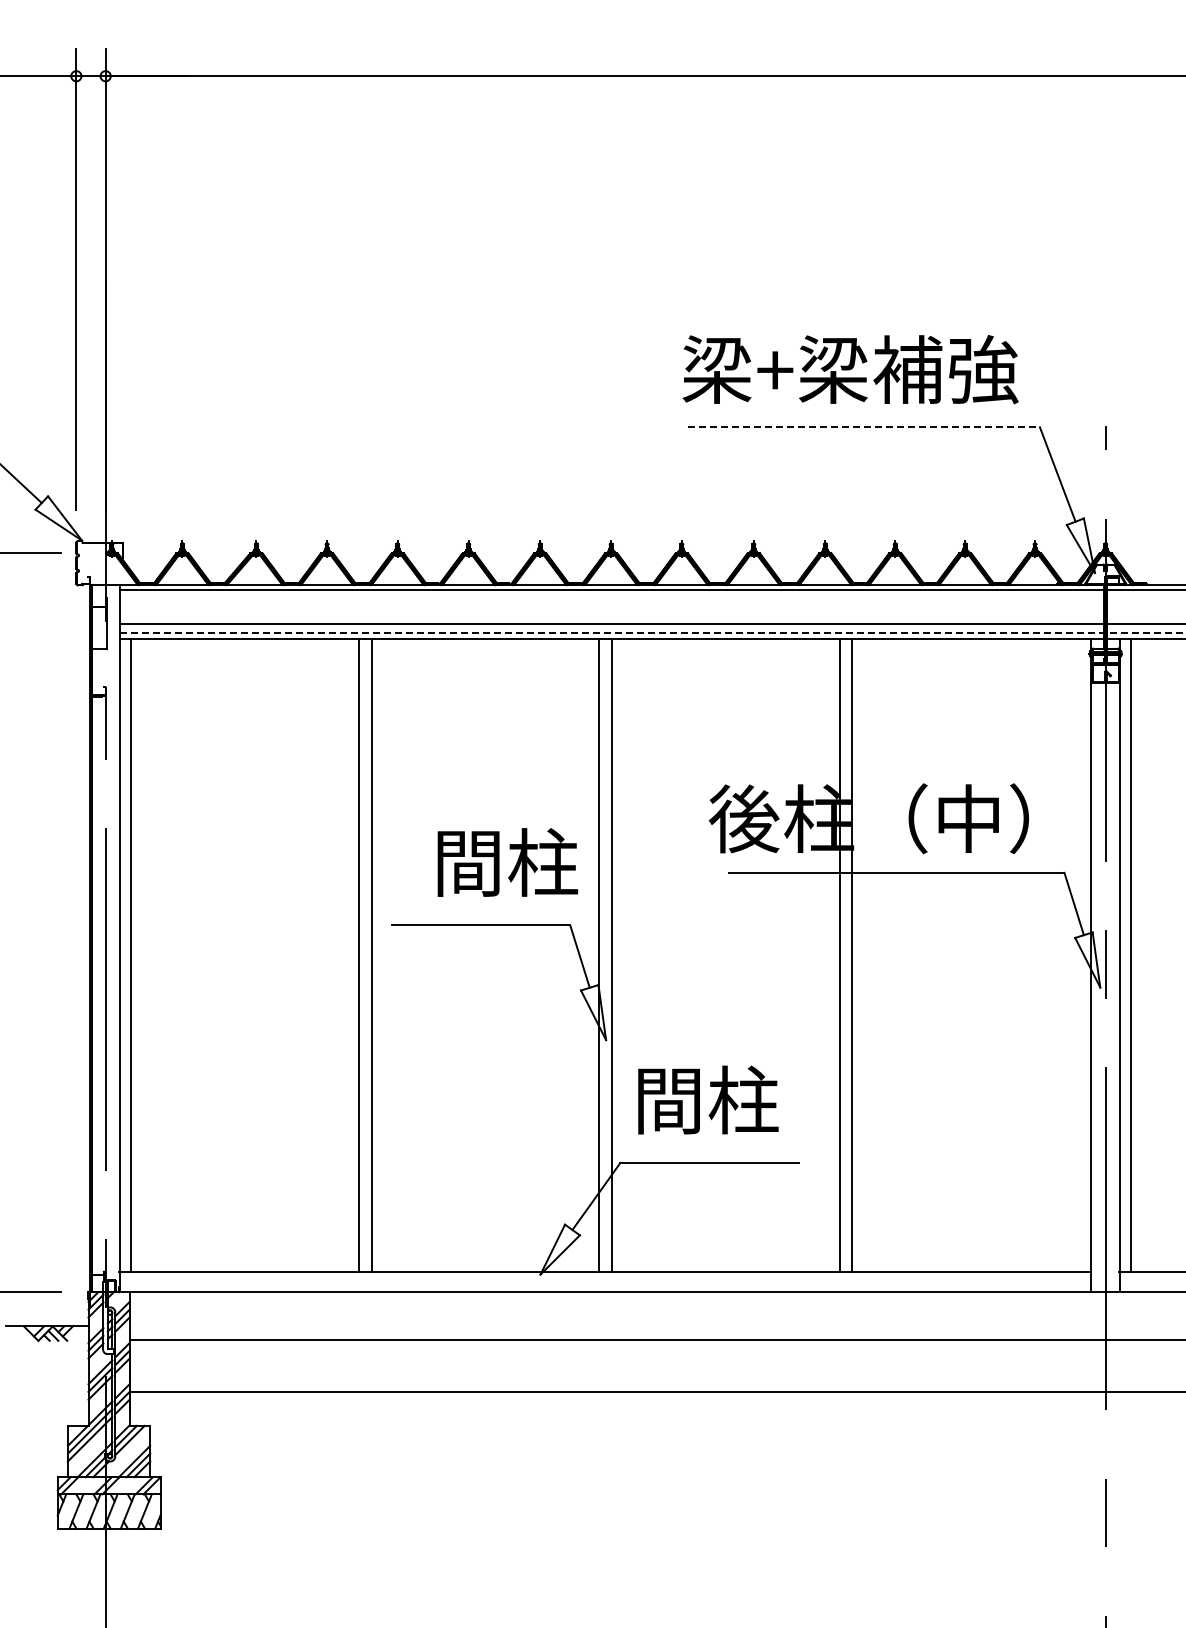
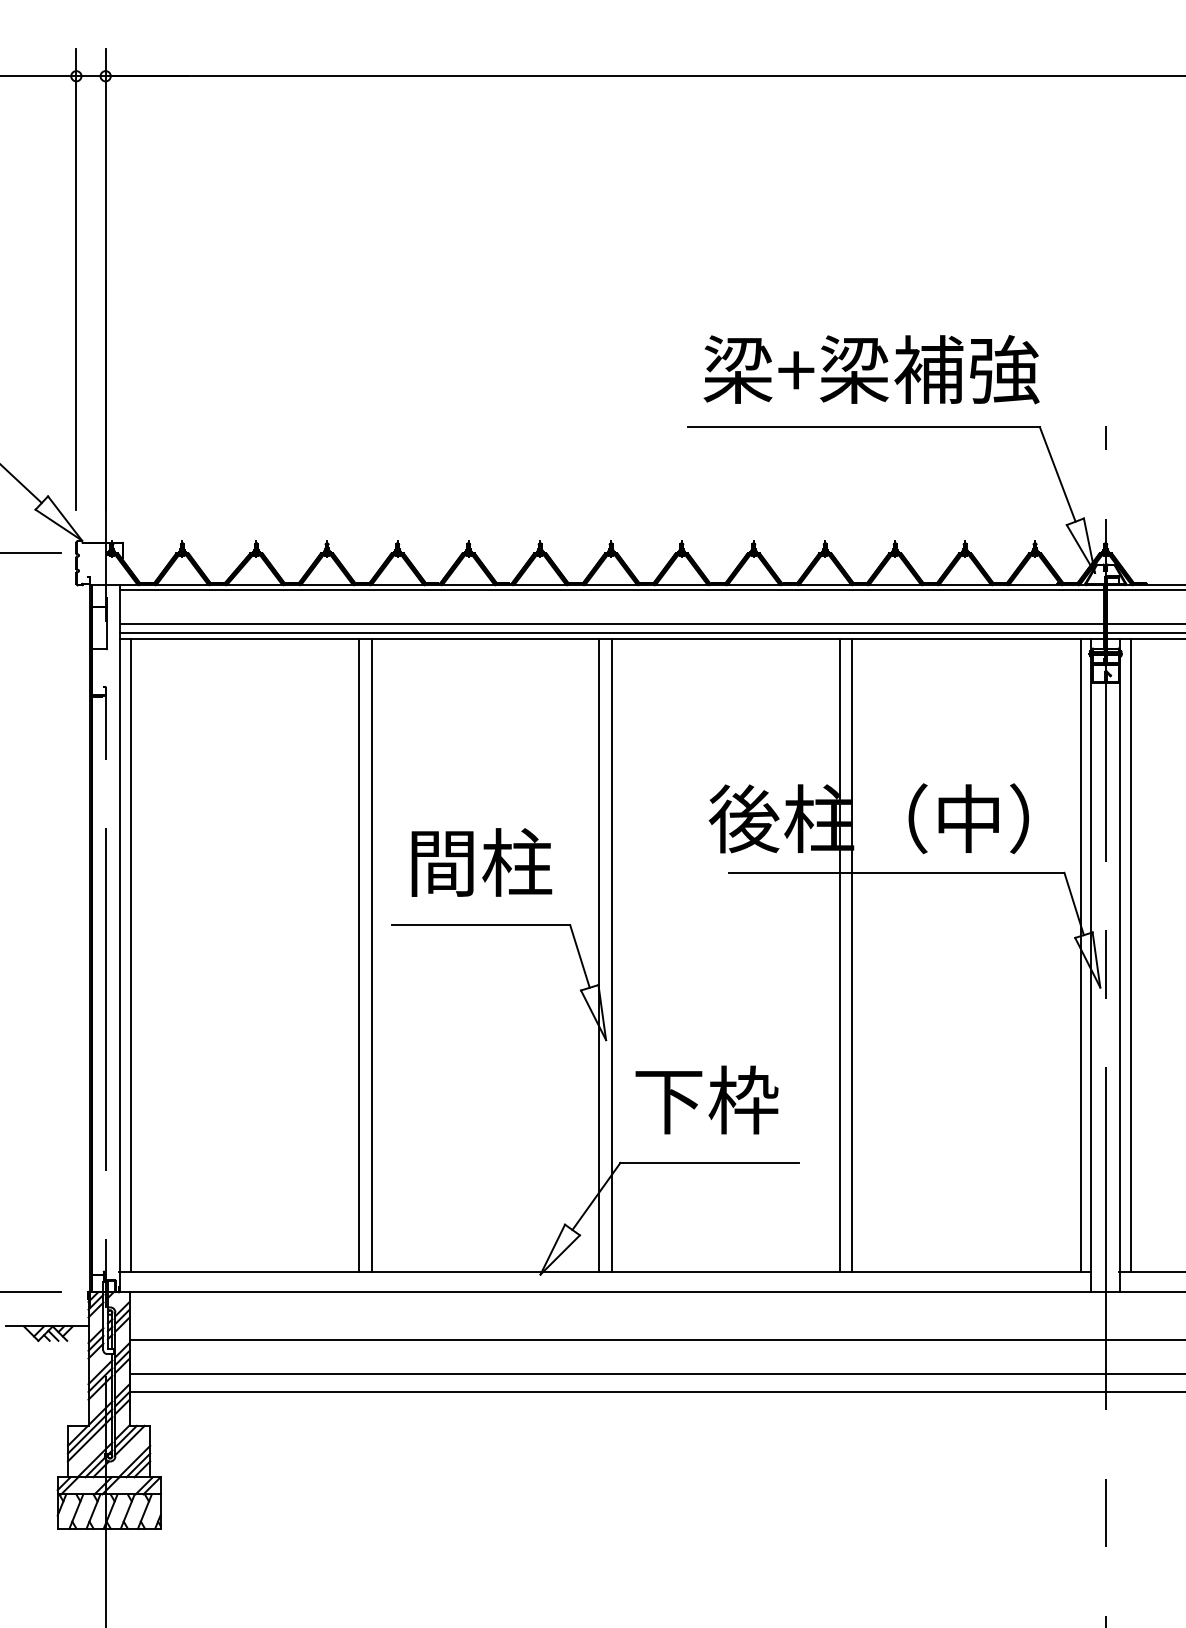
text position: (850, 369) -> (871, 369) (871, 369)
line: dashed -> solid (864, 427)
line: dashed -> solid (652, 633)
text position: (507, 862) -> (481, 862) (481, 862)
line: none -> present (1080, 954)
text: 間柱 -> 下枠 (706, 1099)
line: none -> present (655, 1374)
